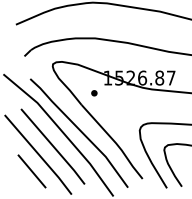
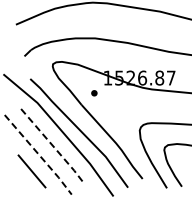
line: solid -> dashed (54, 147)
line: solid -> dashed (39, 155)
